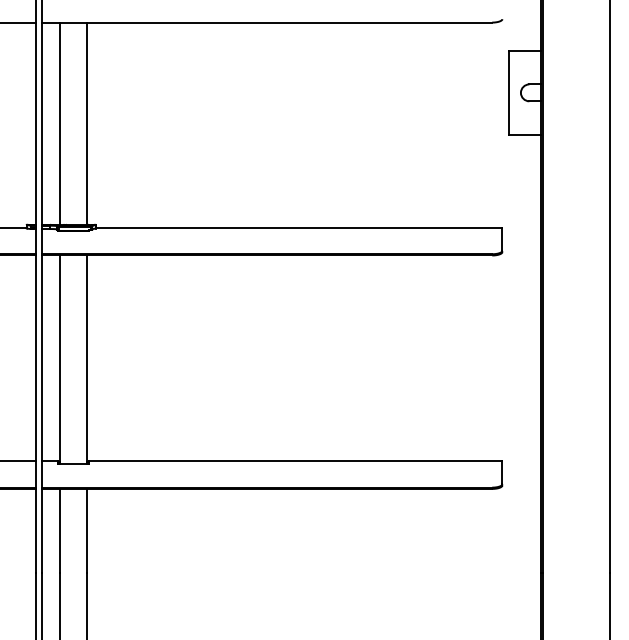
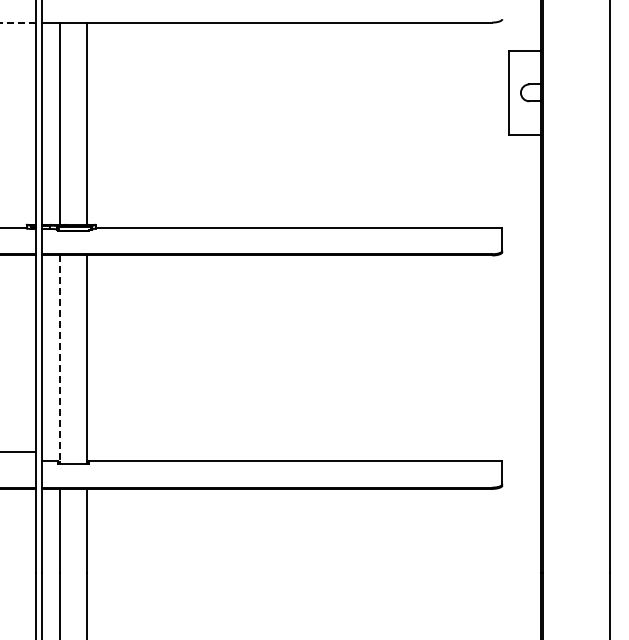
line: solid -> dashed (18, 22)
line: solid -> dashed (59, 360)
line position: (19, 461) -> (19, 452) (19, 452)
